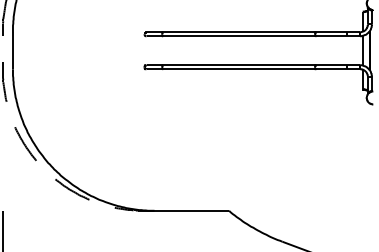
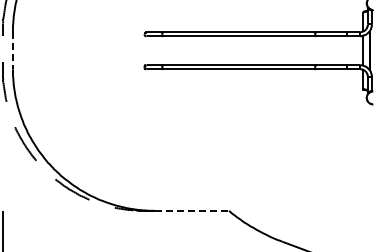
line: solid -> dashed (12, 51)
line: solid -> dashed (192, 210)
